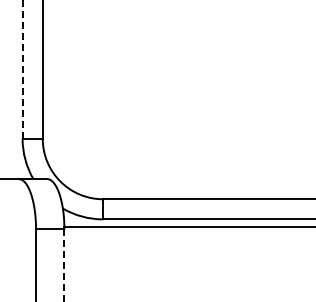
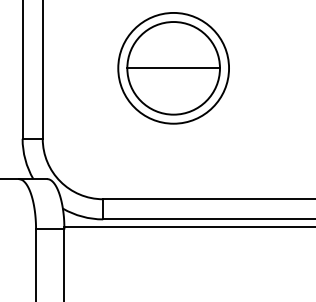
line: dashed -> solid (22, 68)
part: none -> present (173, 68)
line: dashed -> solid (64, 265)
